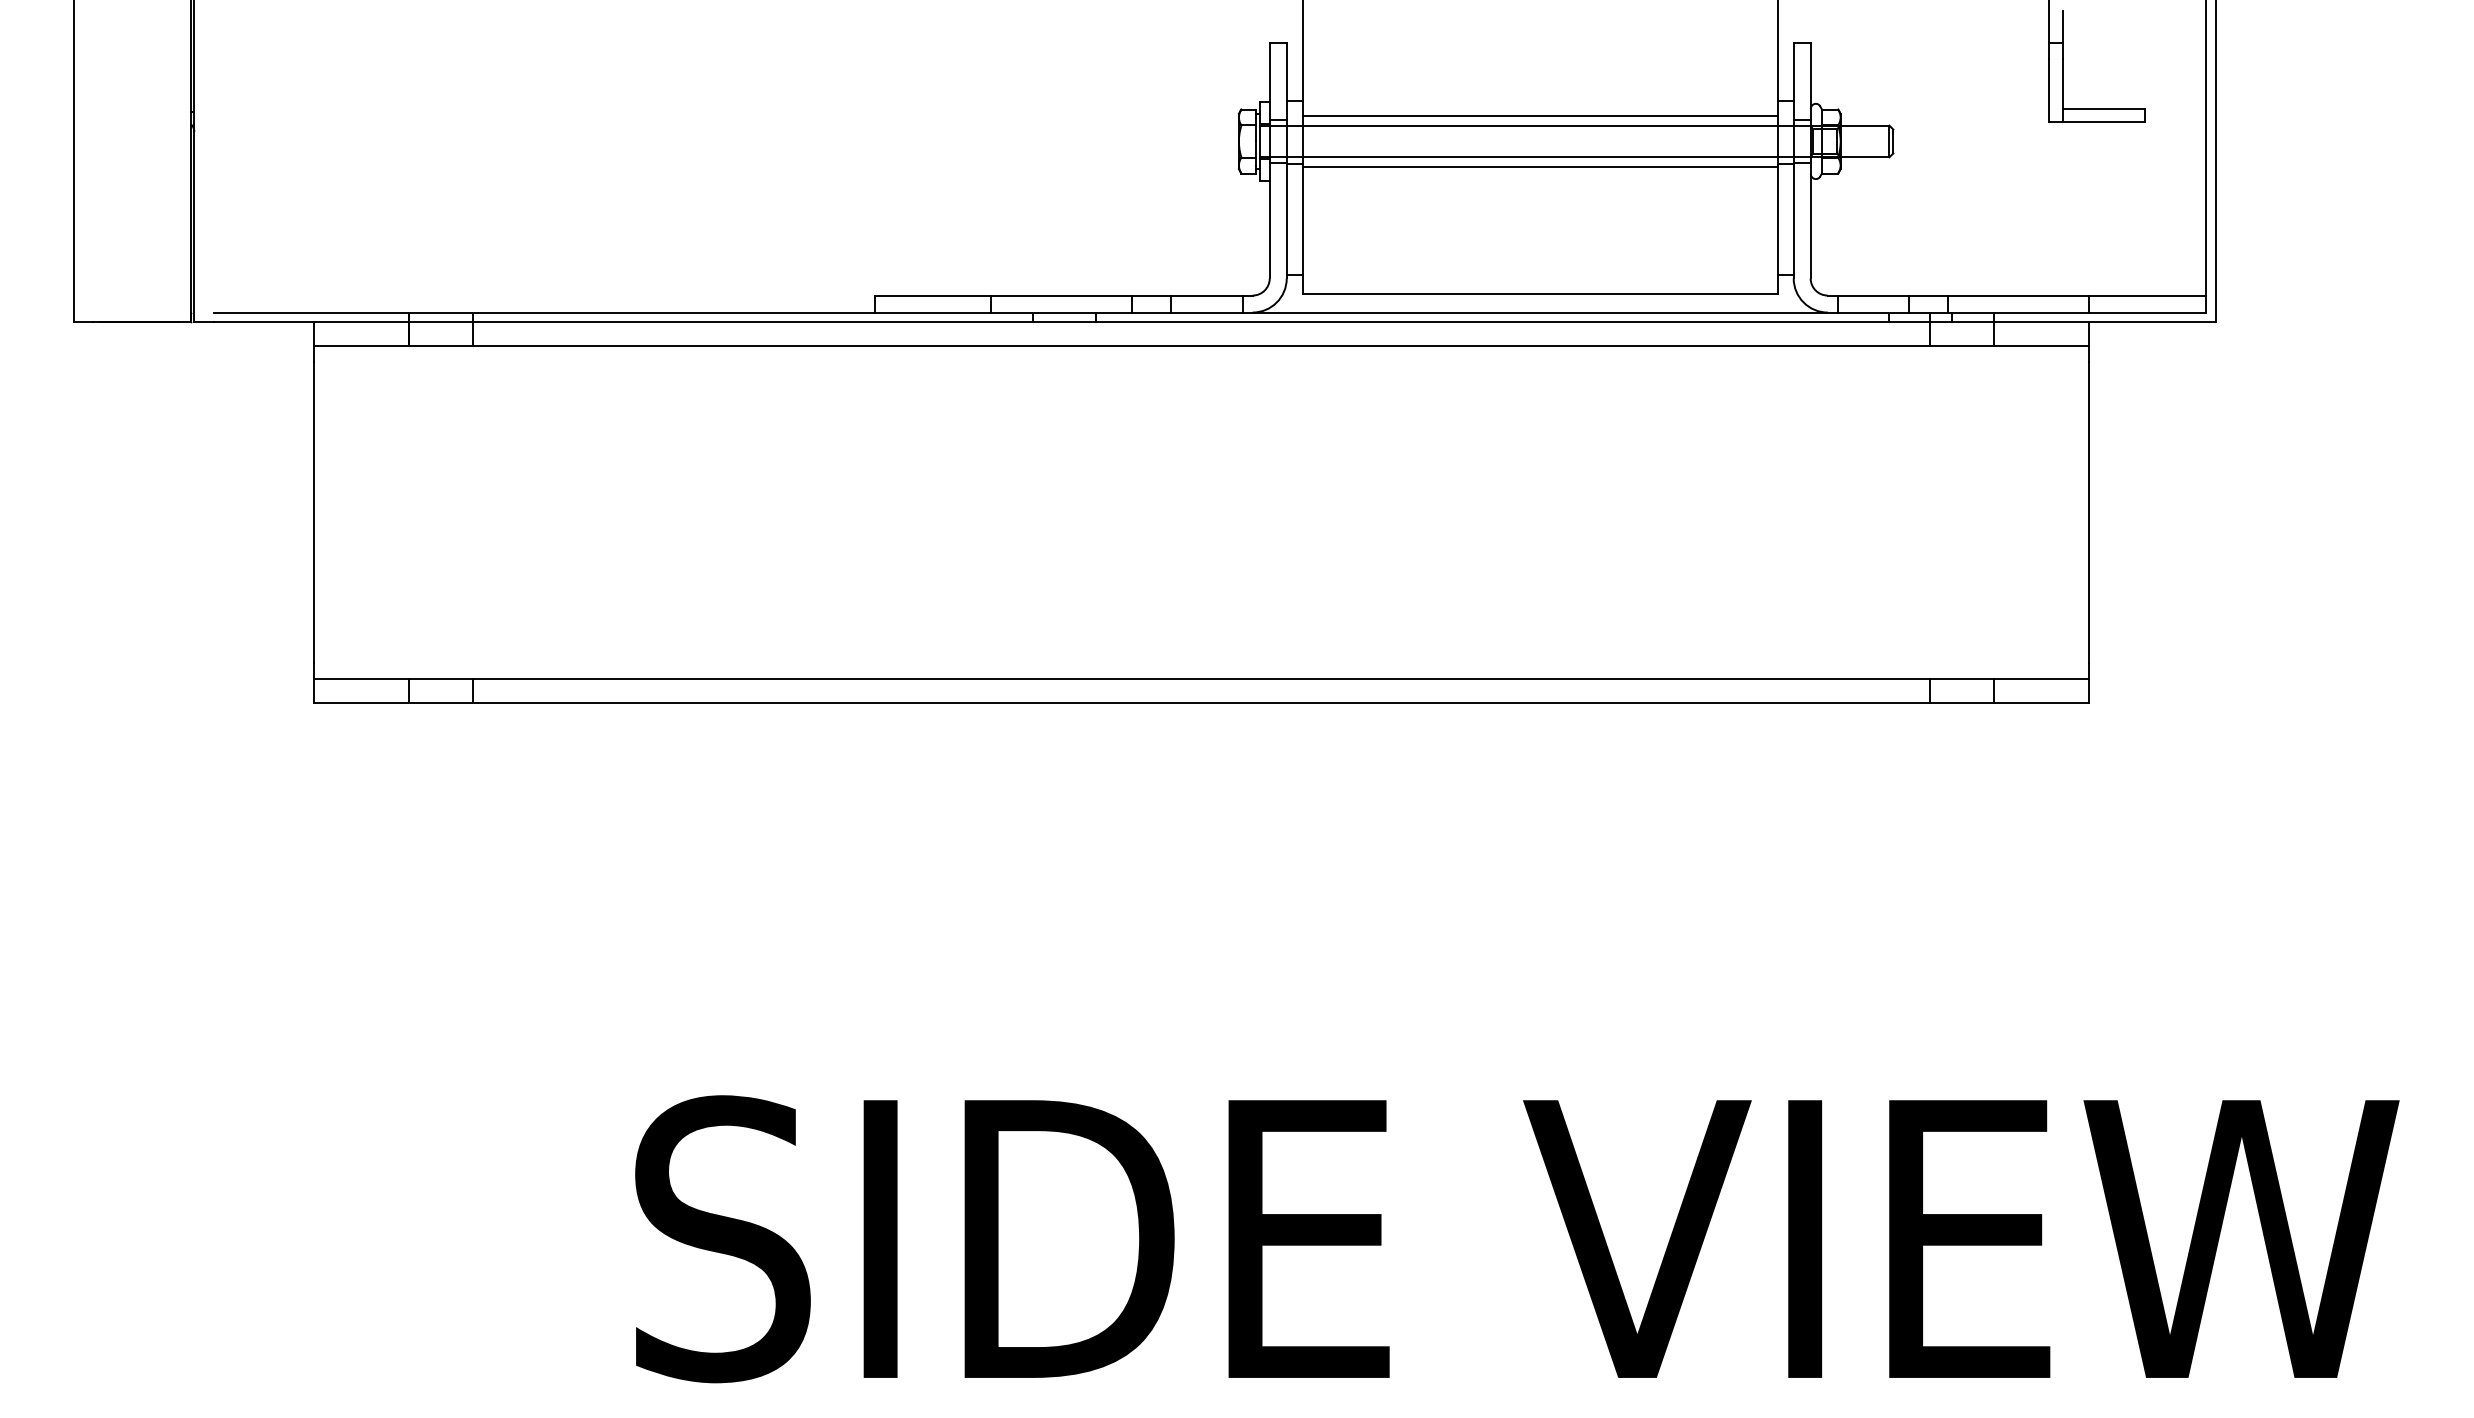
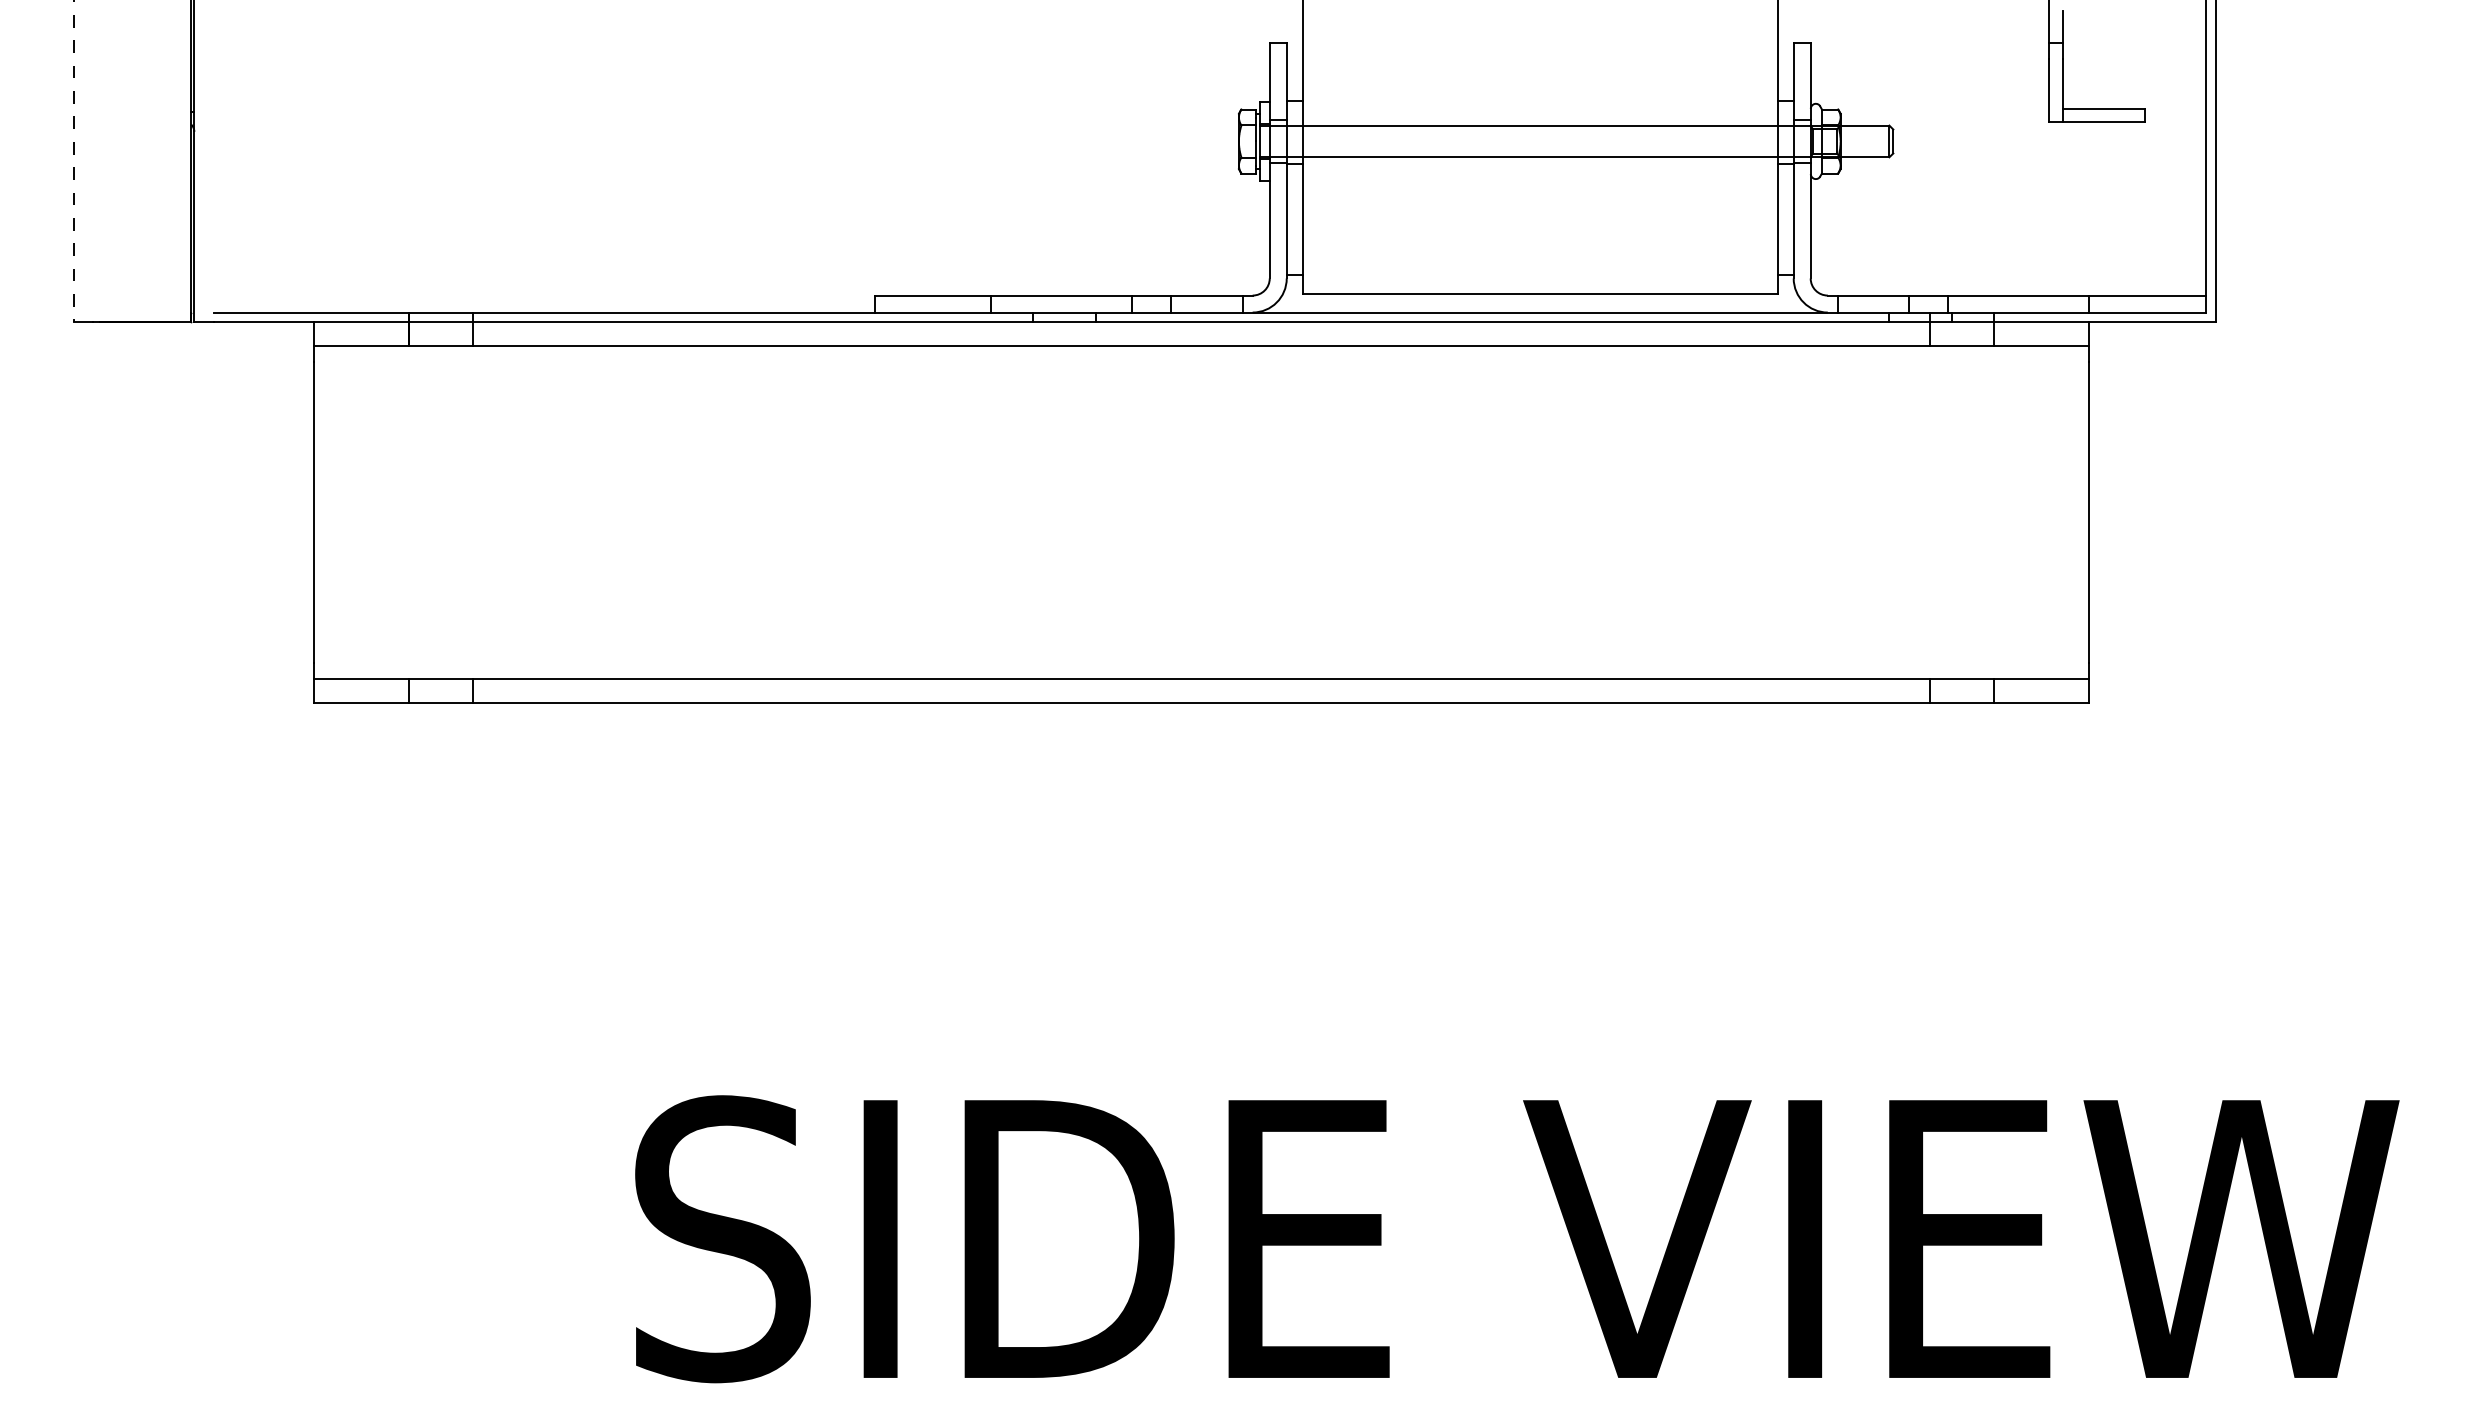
line: present -> none (1539, 115)
line: solid -> dashed (74, 161)
line: present -> none (1539, 167)
